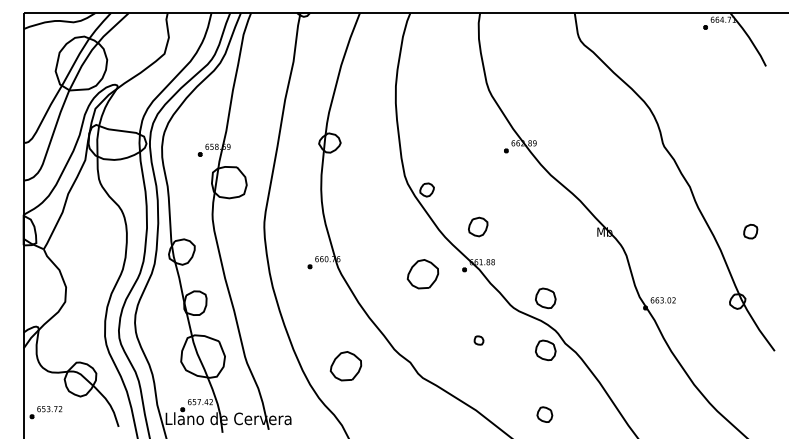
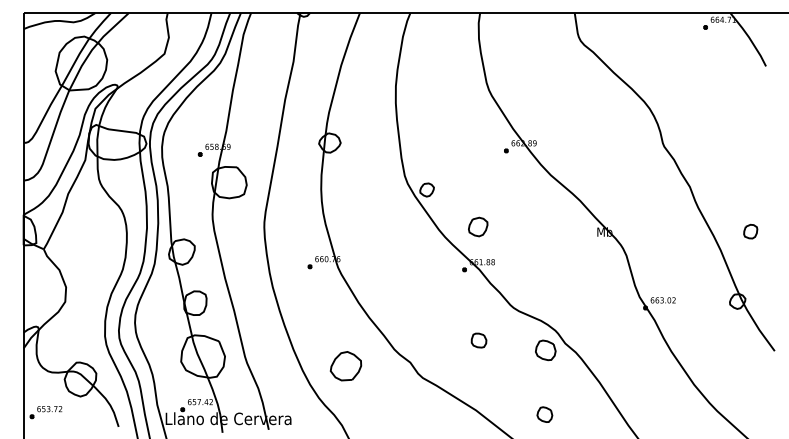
part: present -> none (422, 274)
part: present -> none (545, 298)
part size: 12x11 px -> 18x17 px (478, 340)
